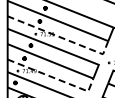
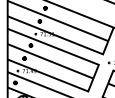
line: dashed -> solid (61, 37)
line: dashed -> solid (54, 78)
